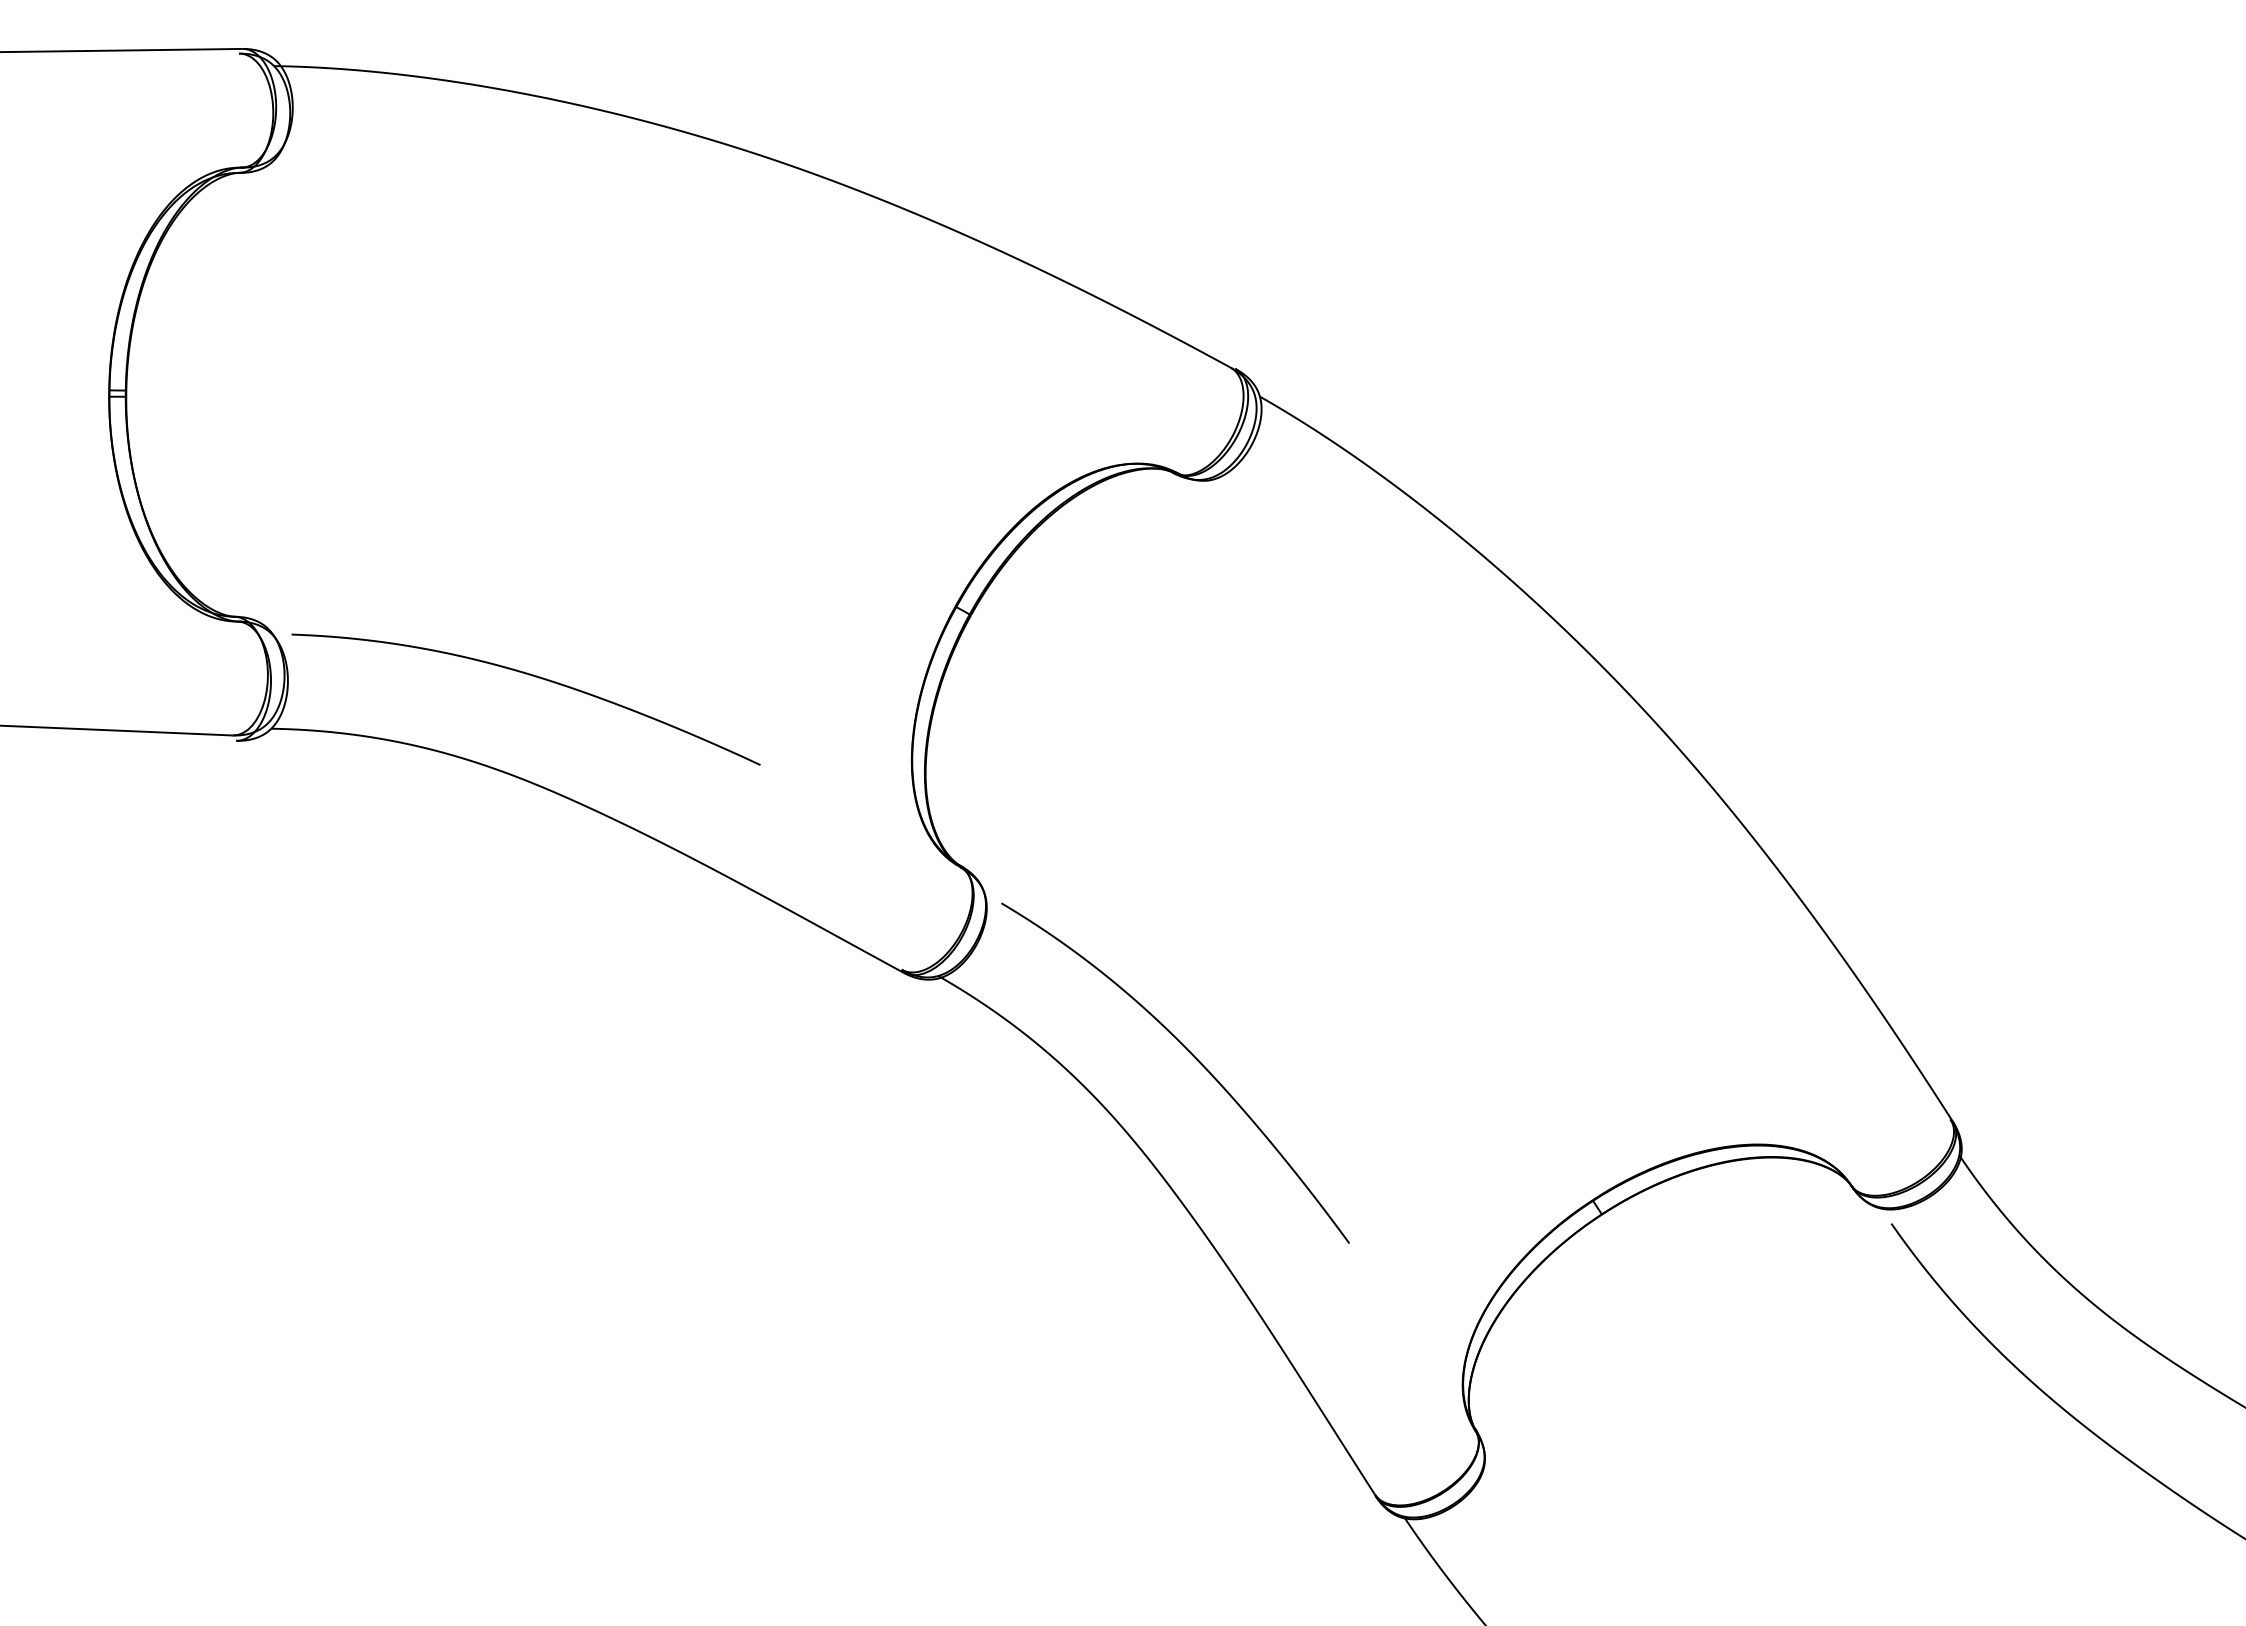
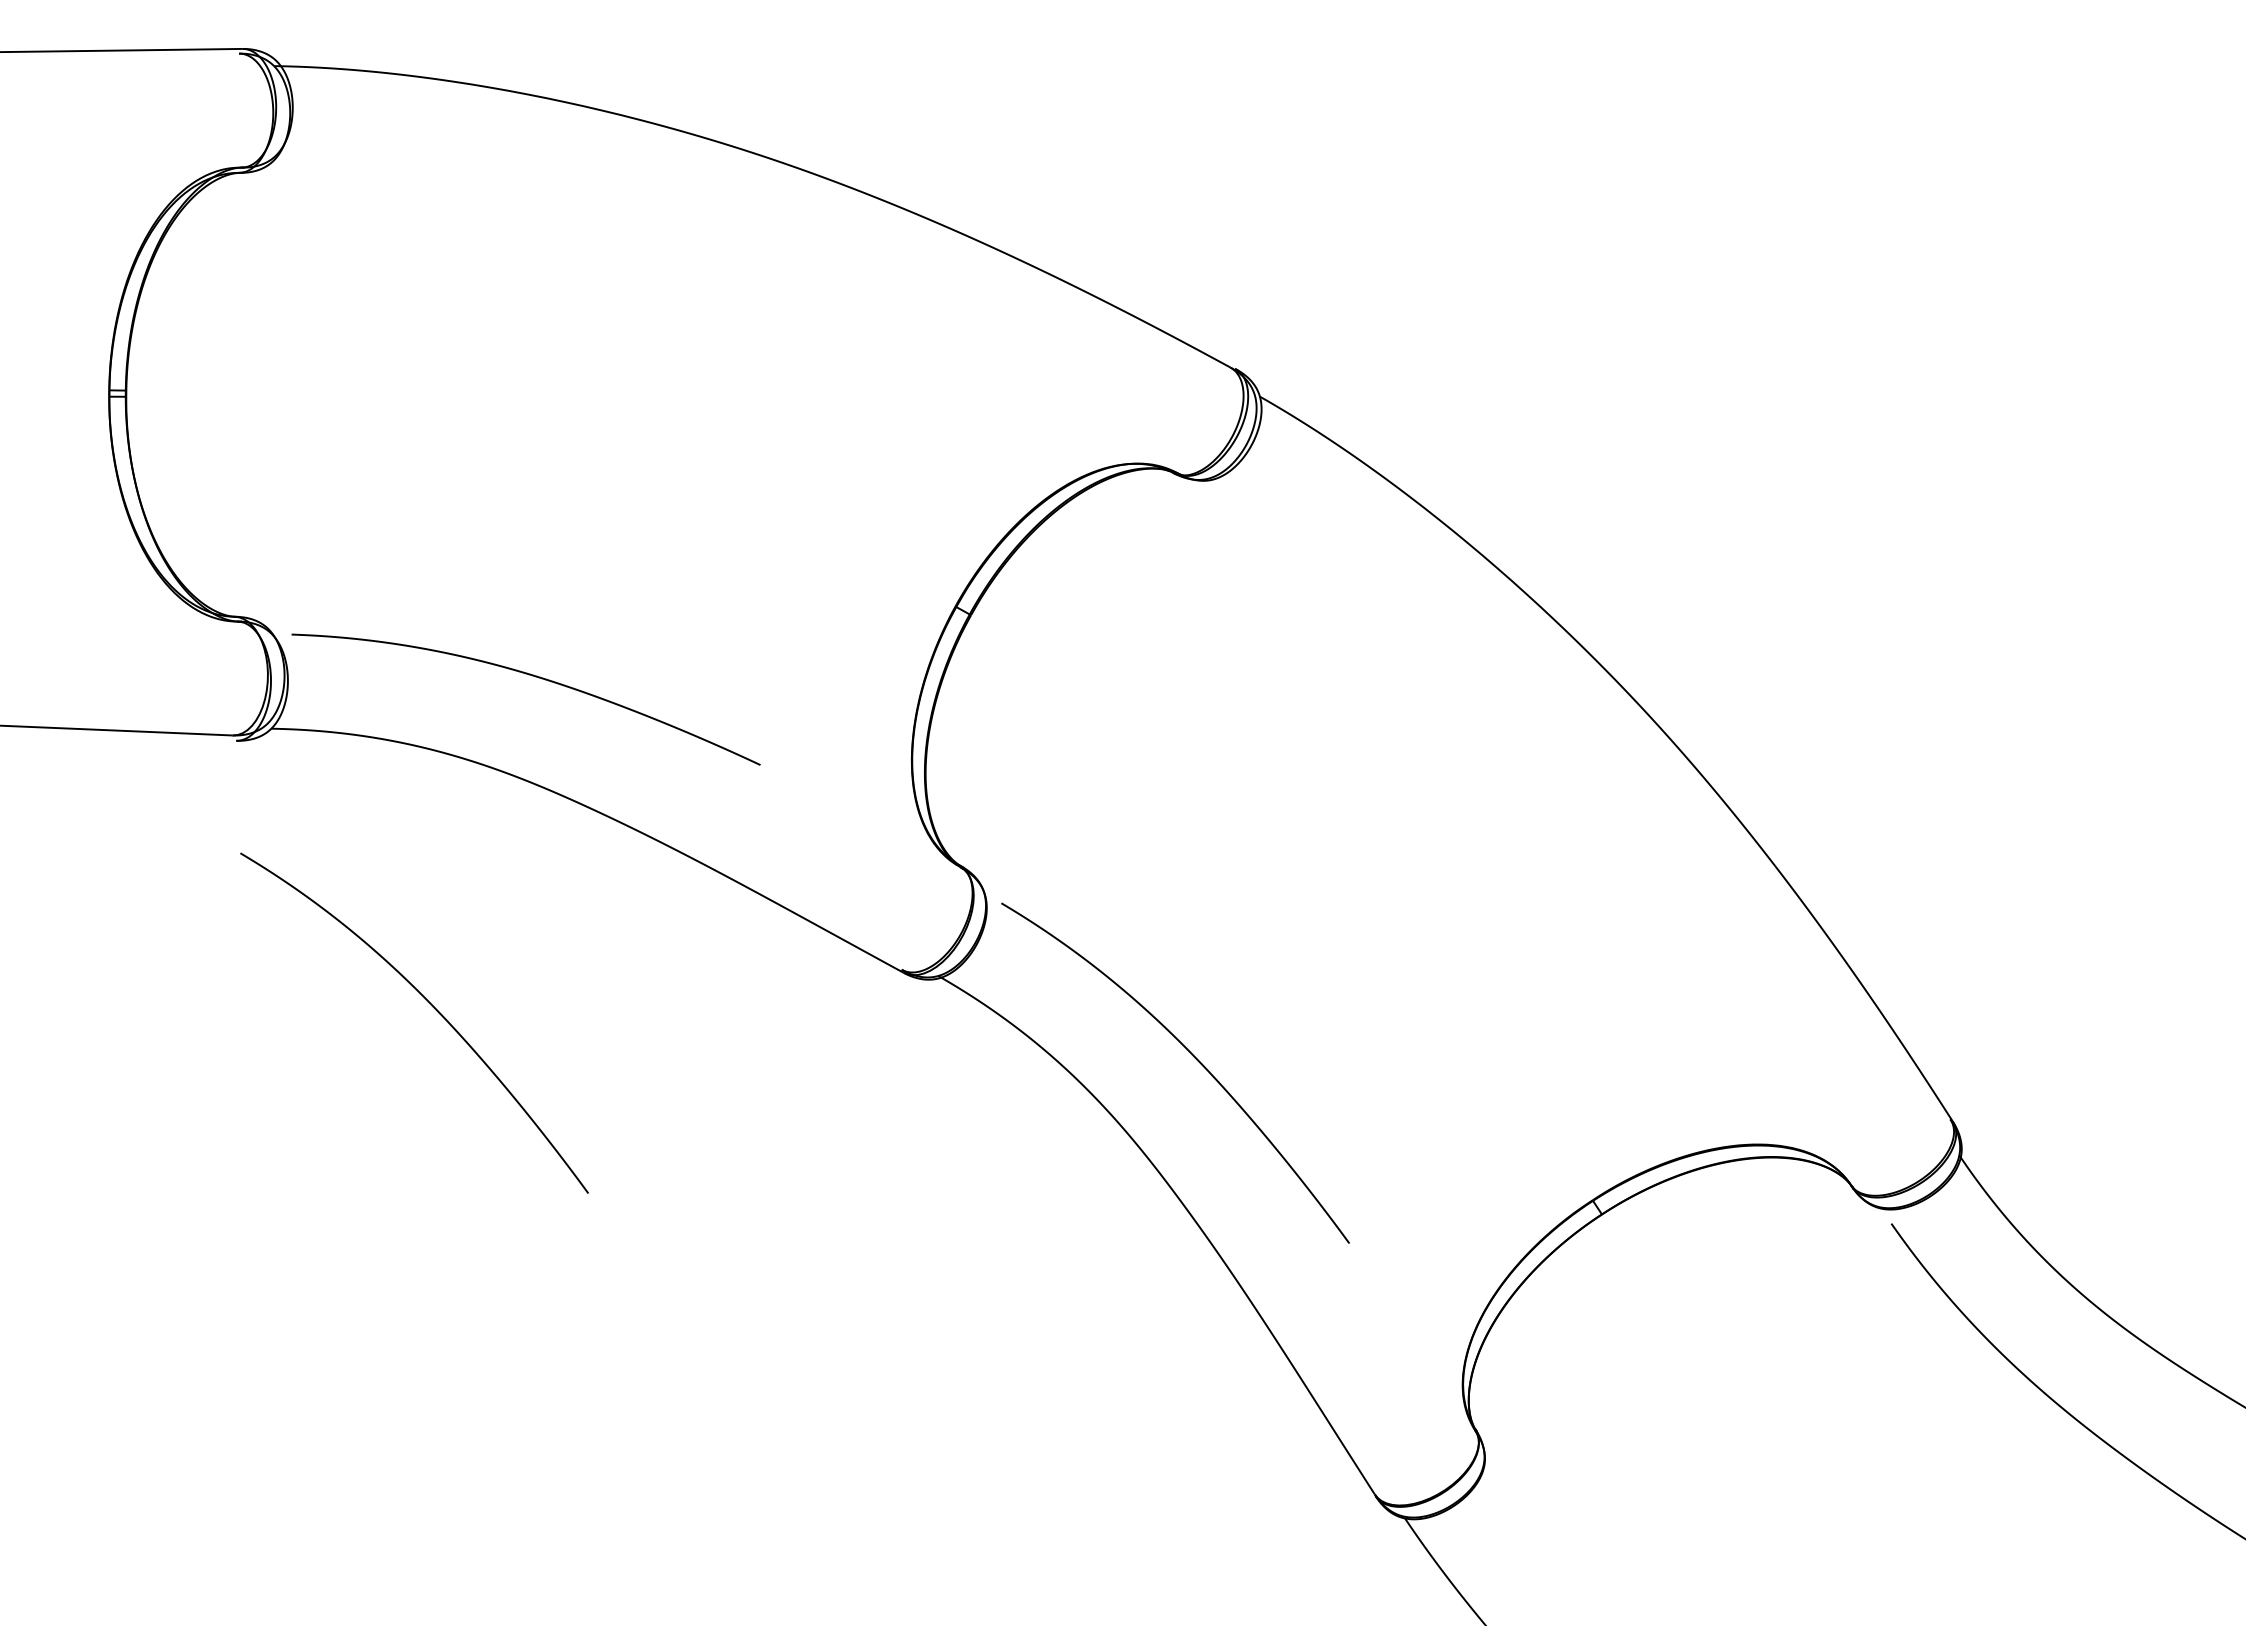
curve: none -> present (431, 1006)
